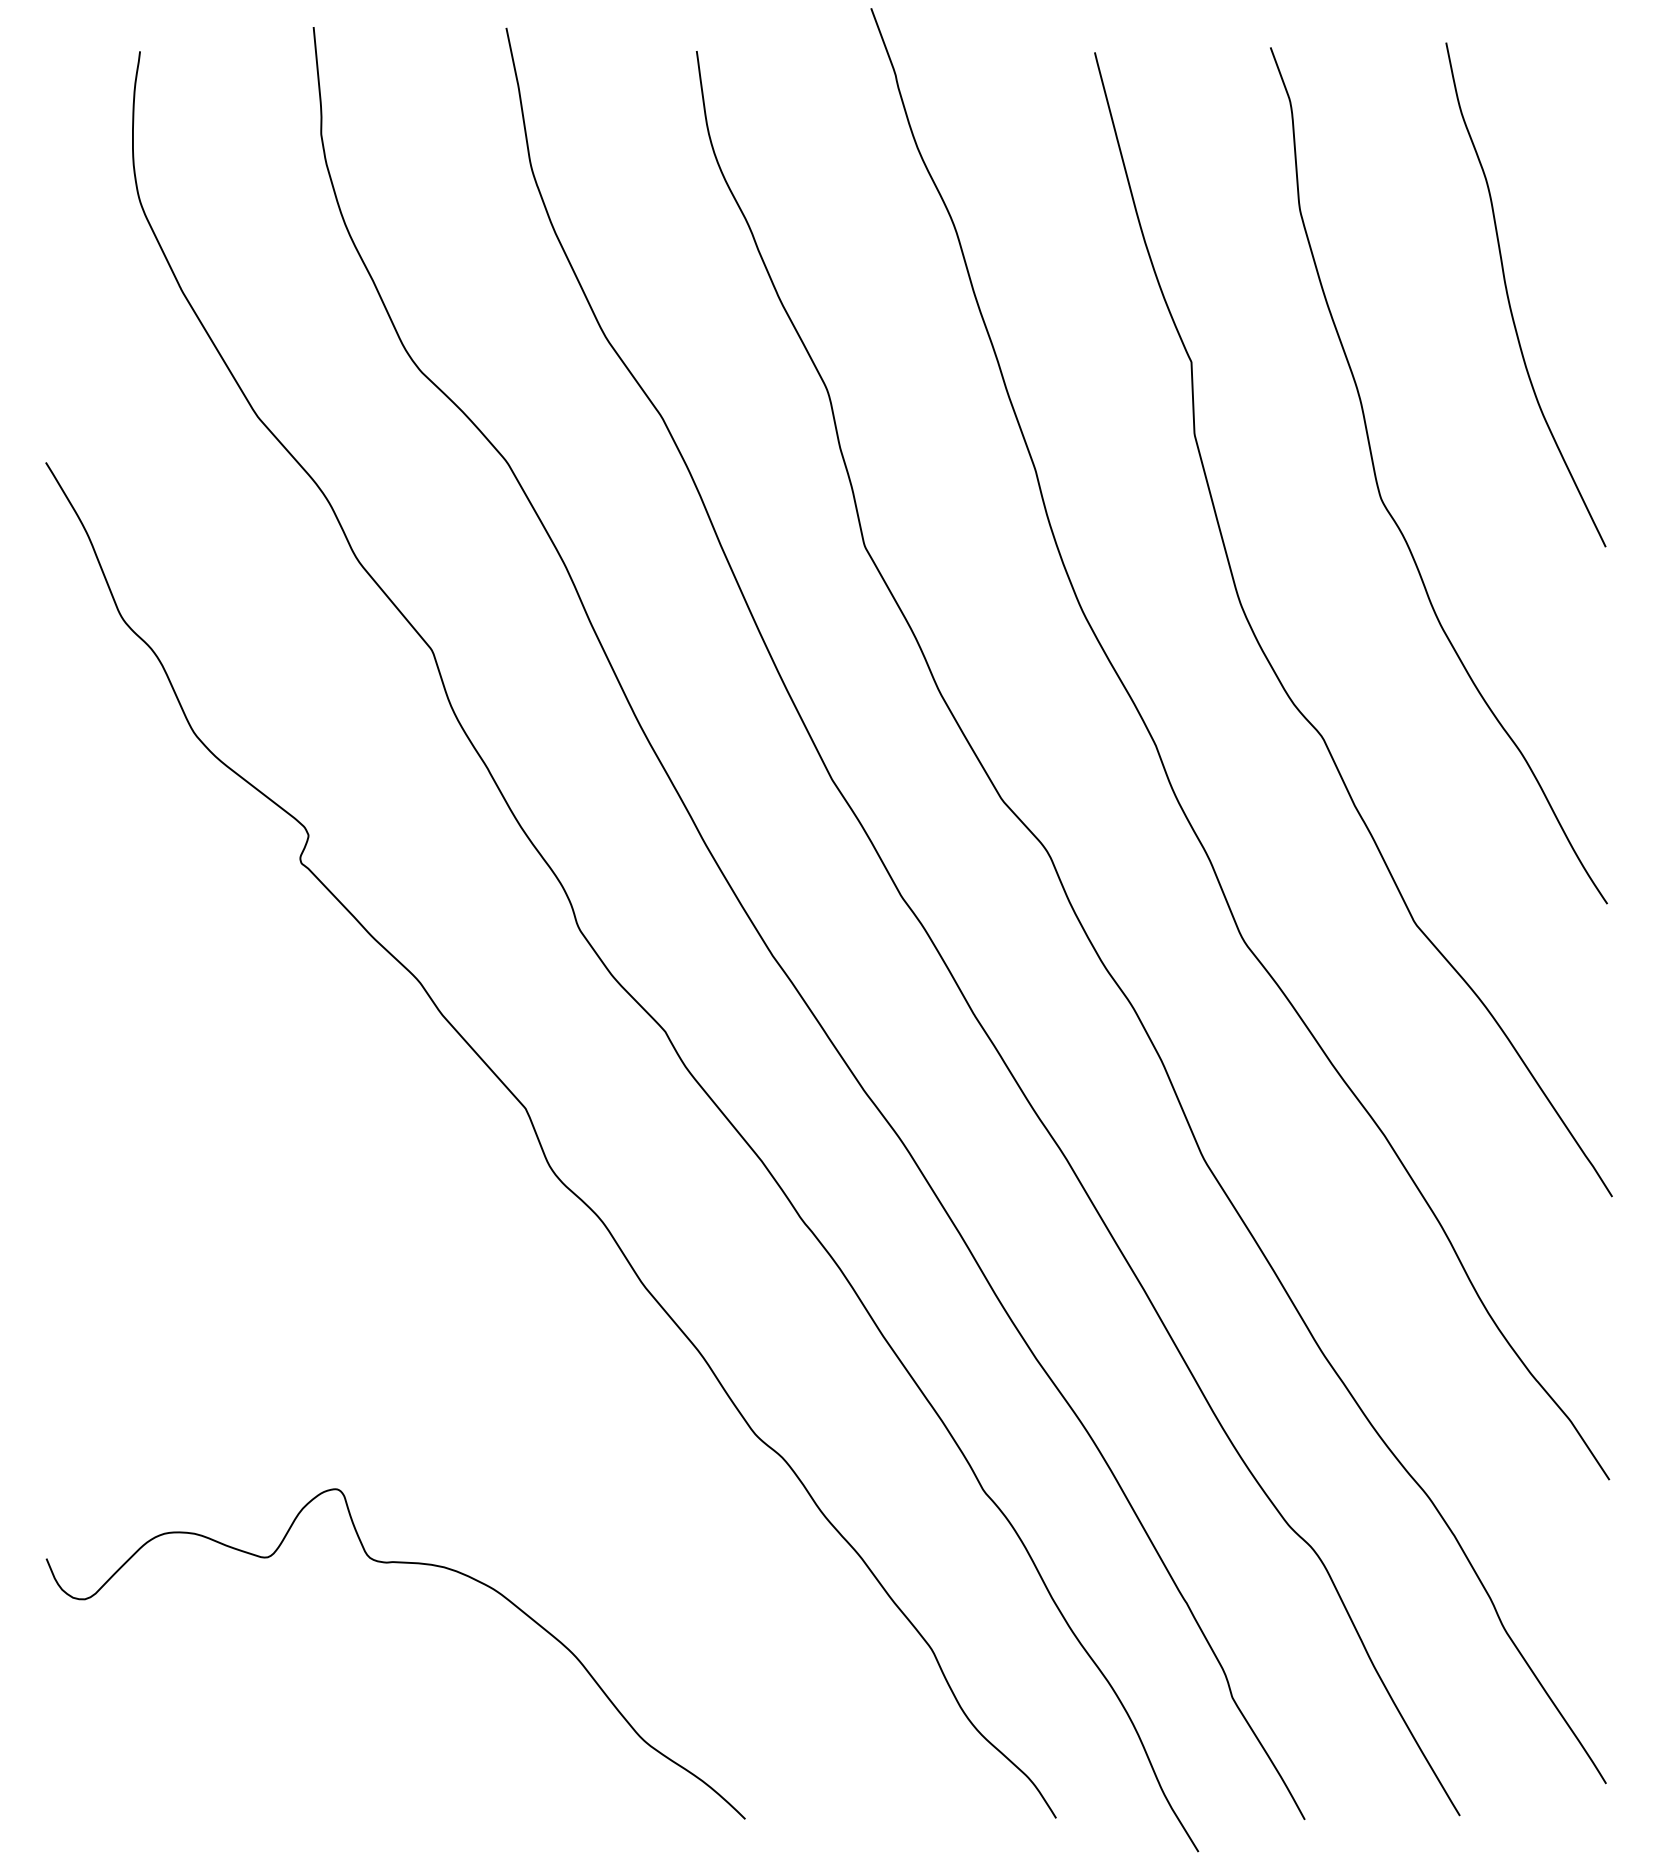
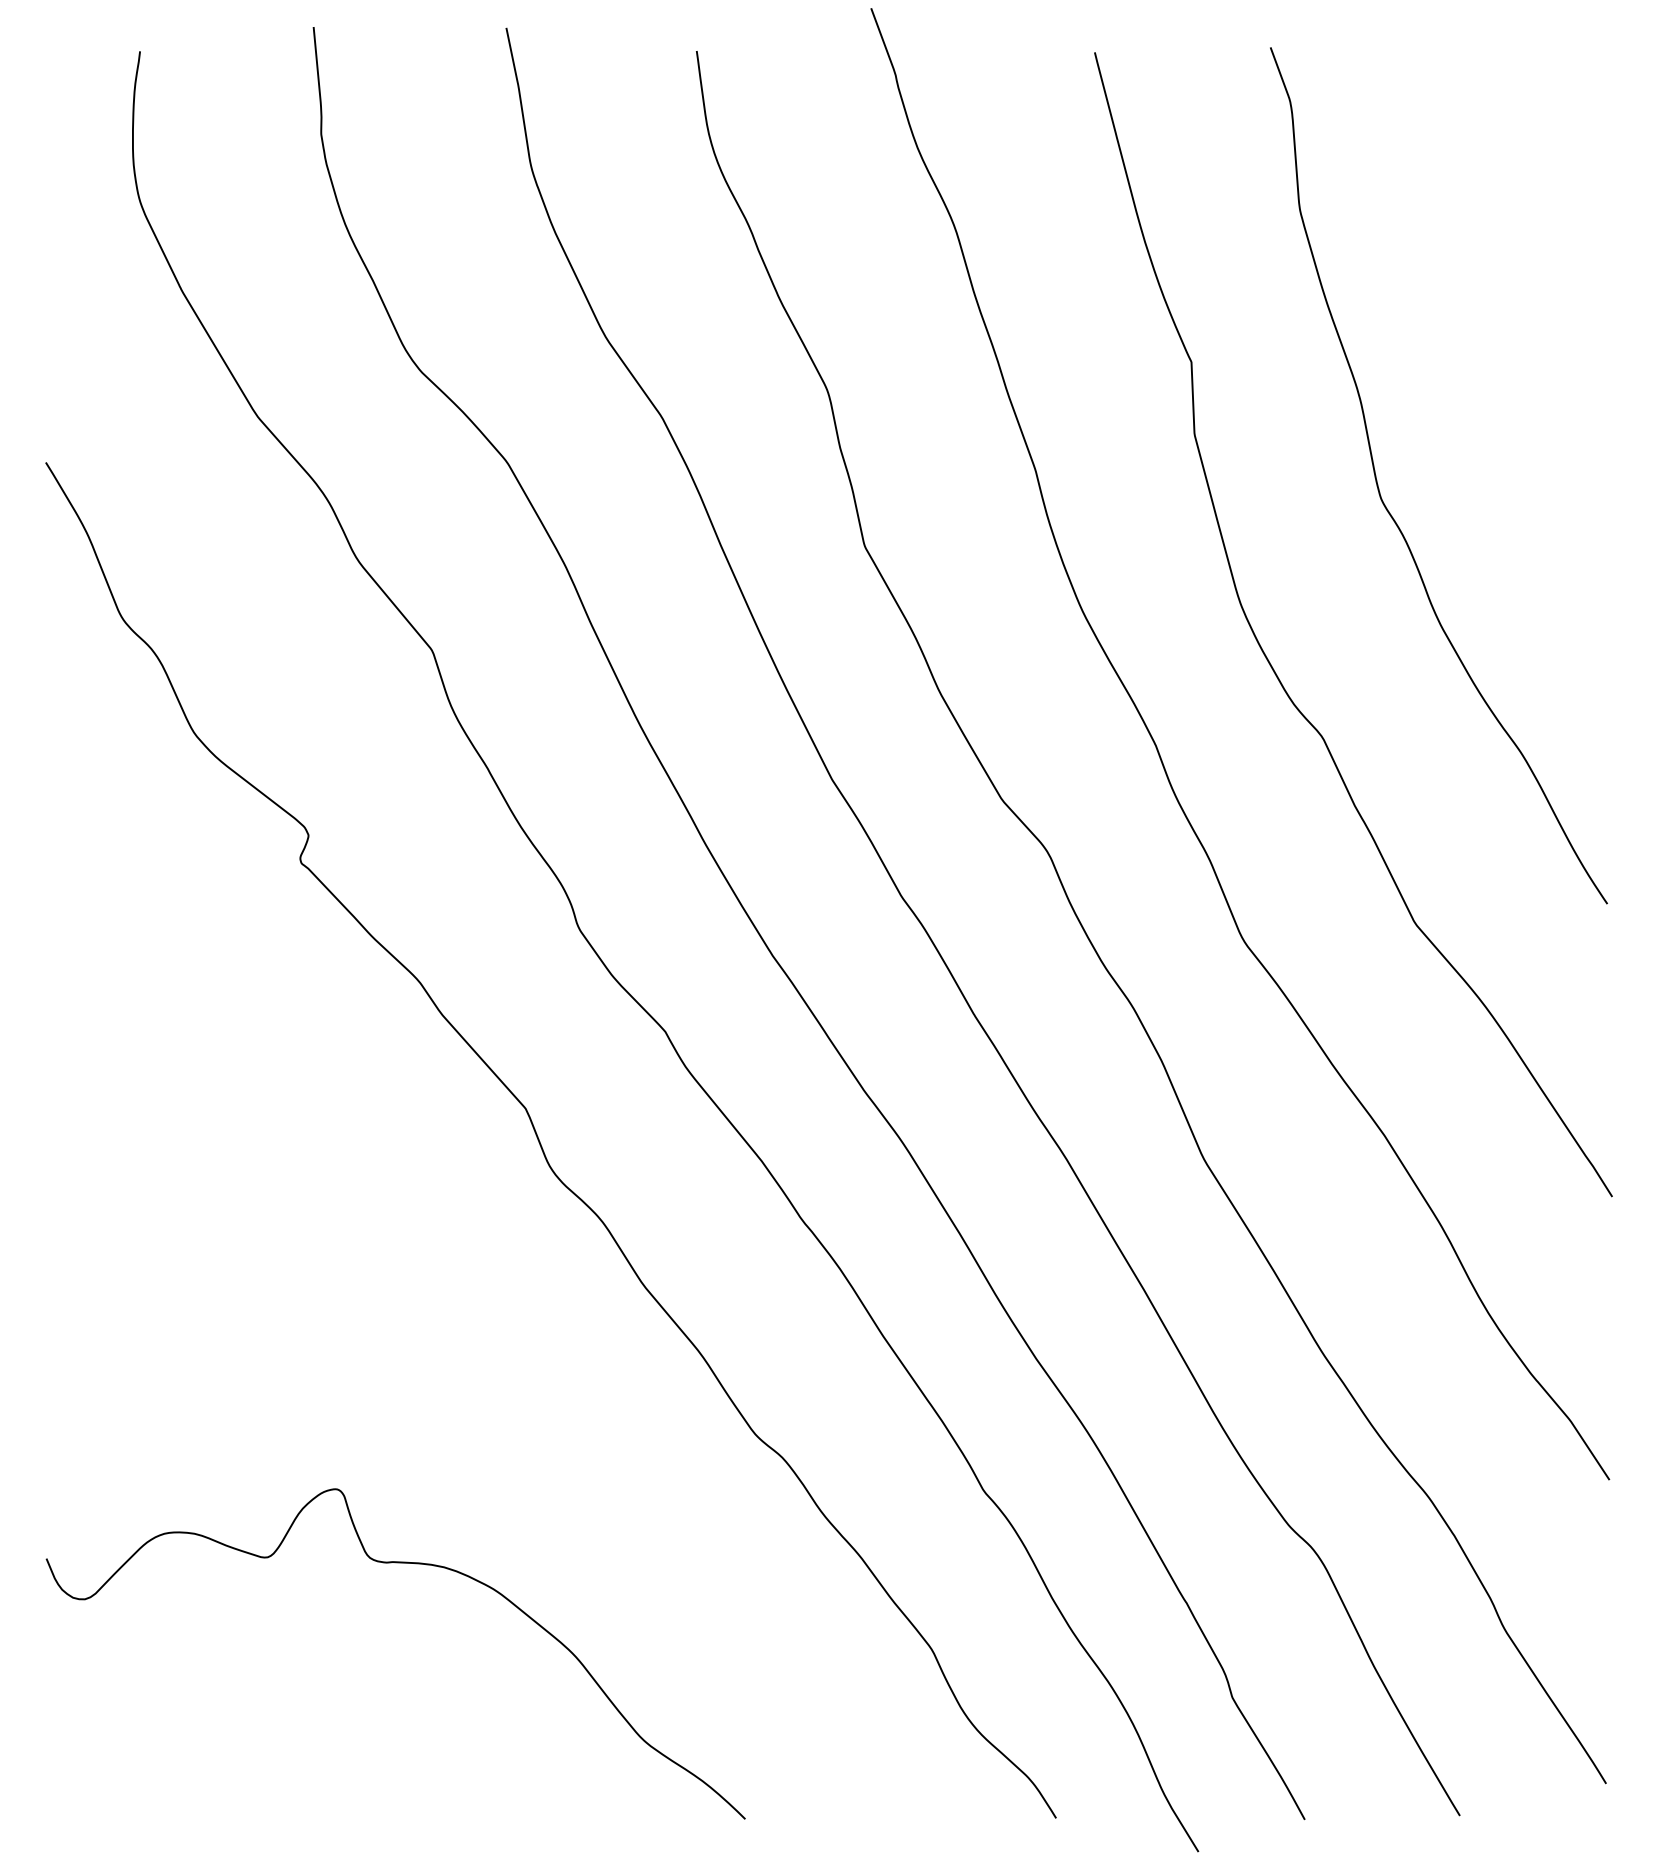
curve: present -> none (1509, 298)
